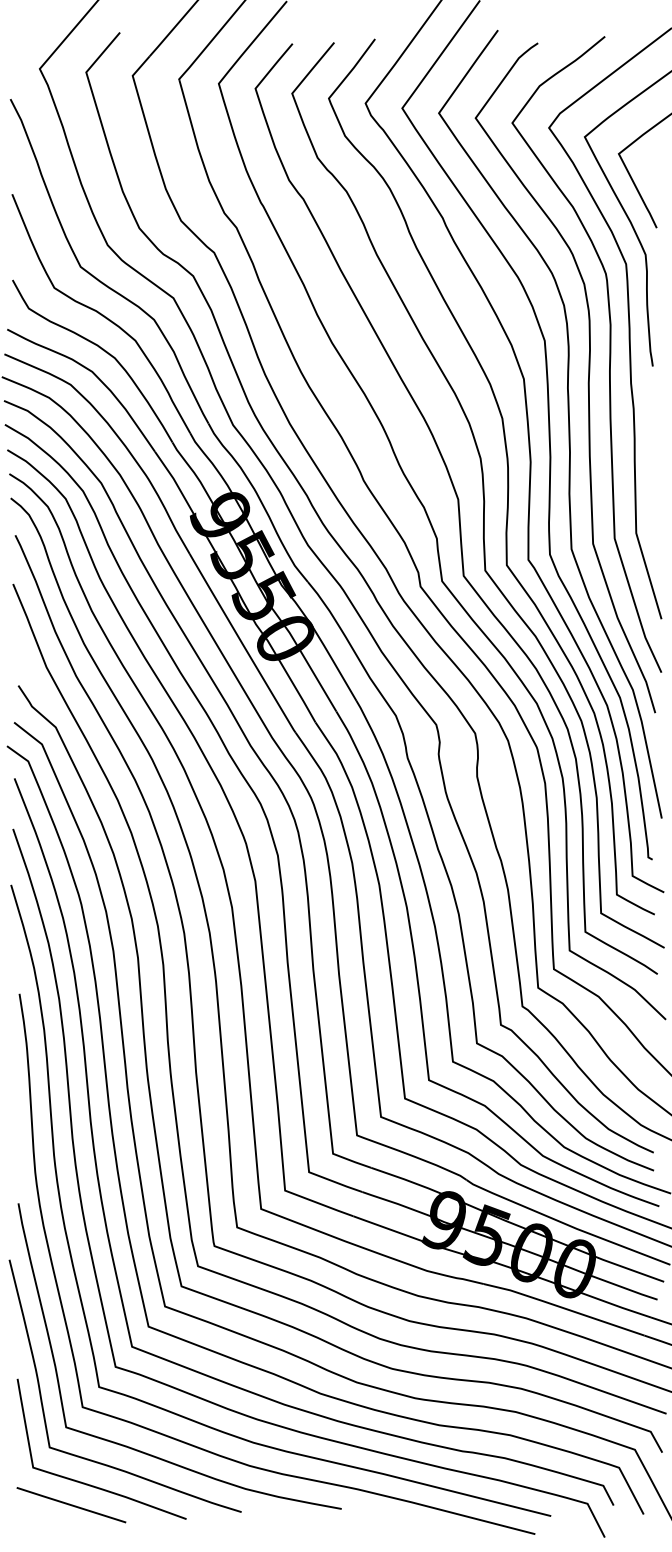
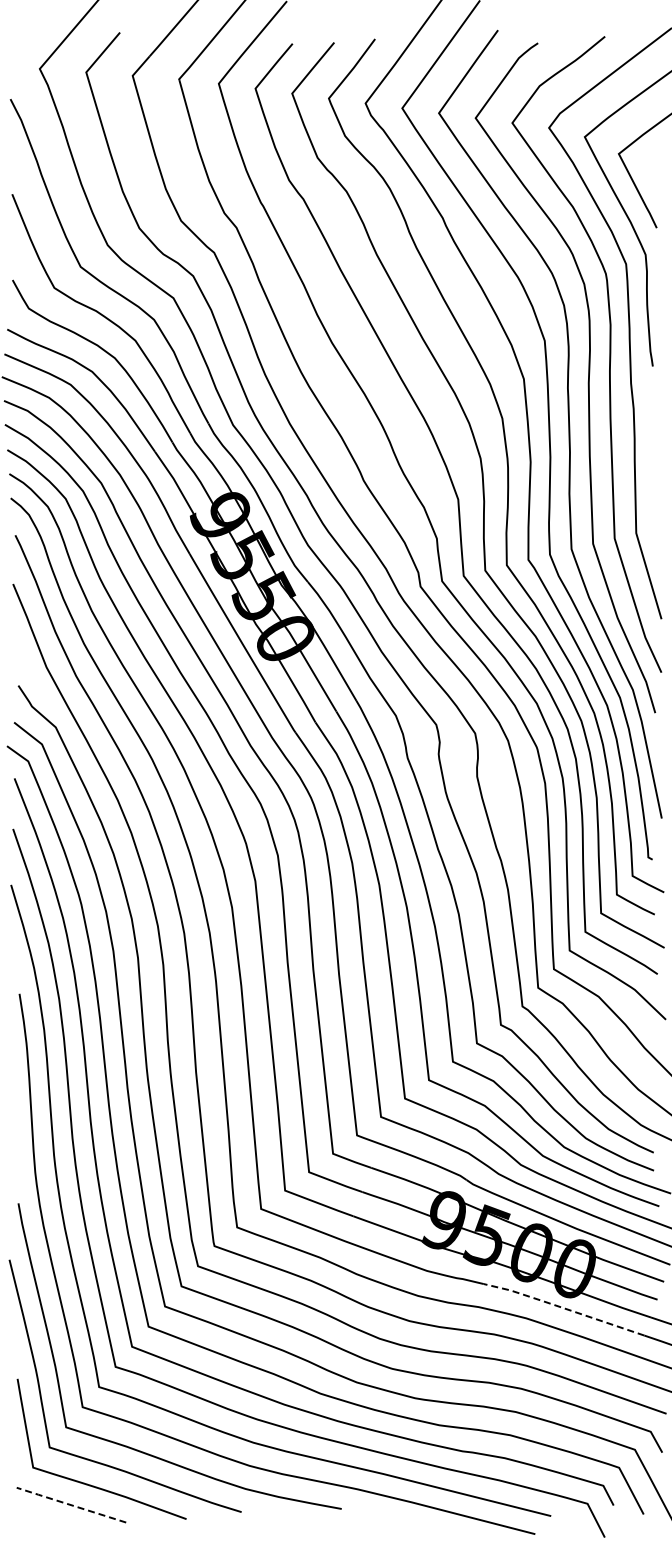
line: solid -> dashed (563, 1307)
line: solid -> dashed (70, 1504)
